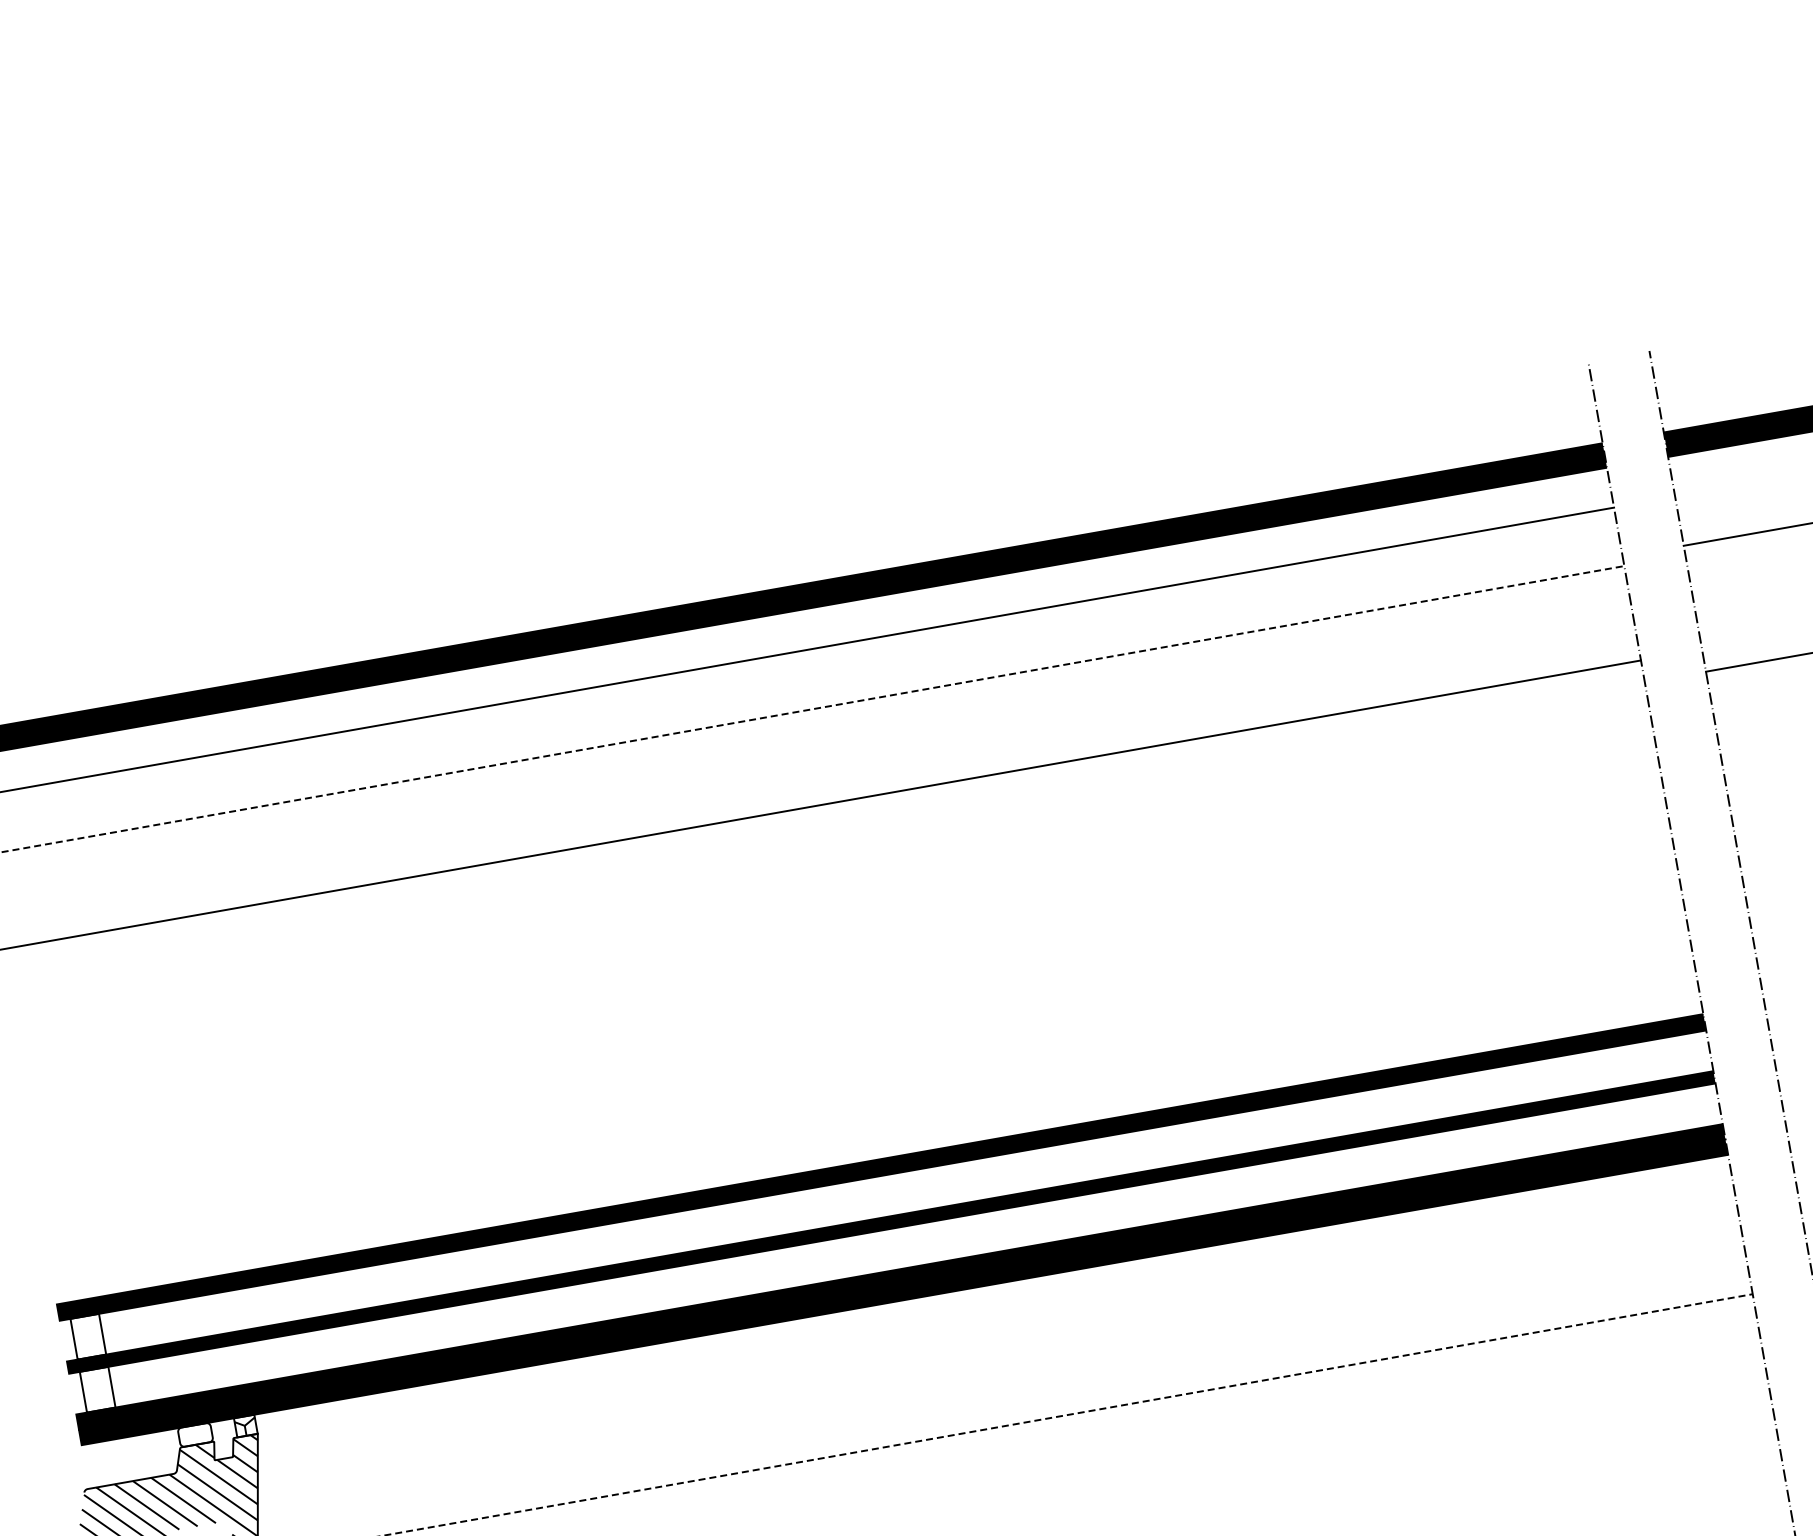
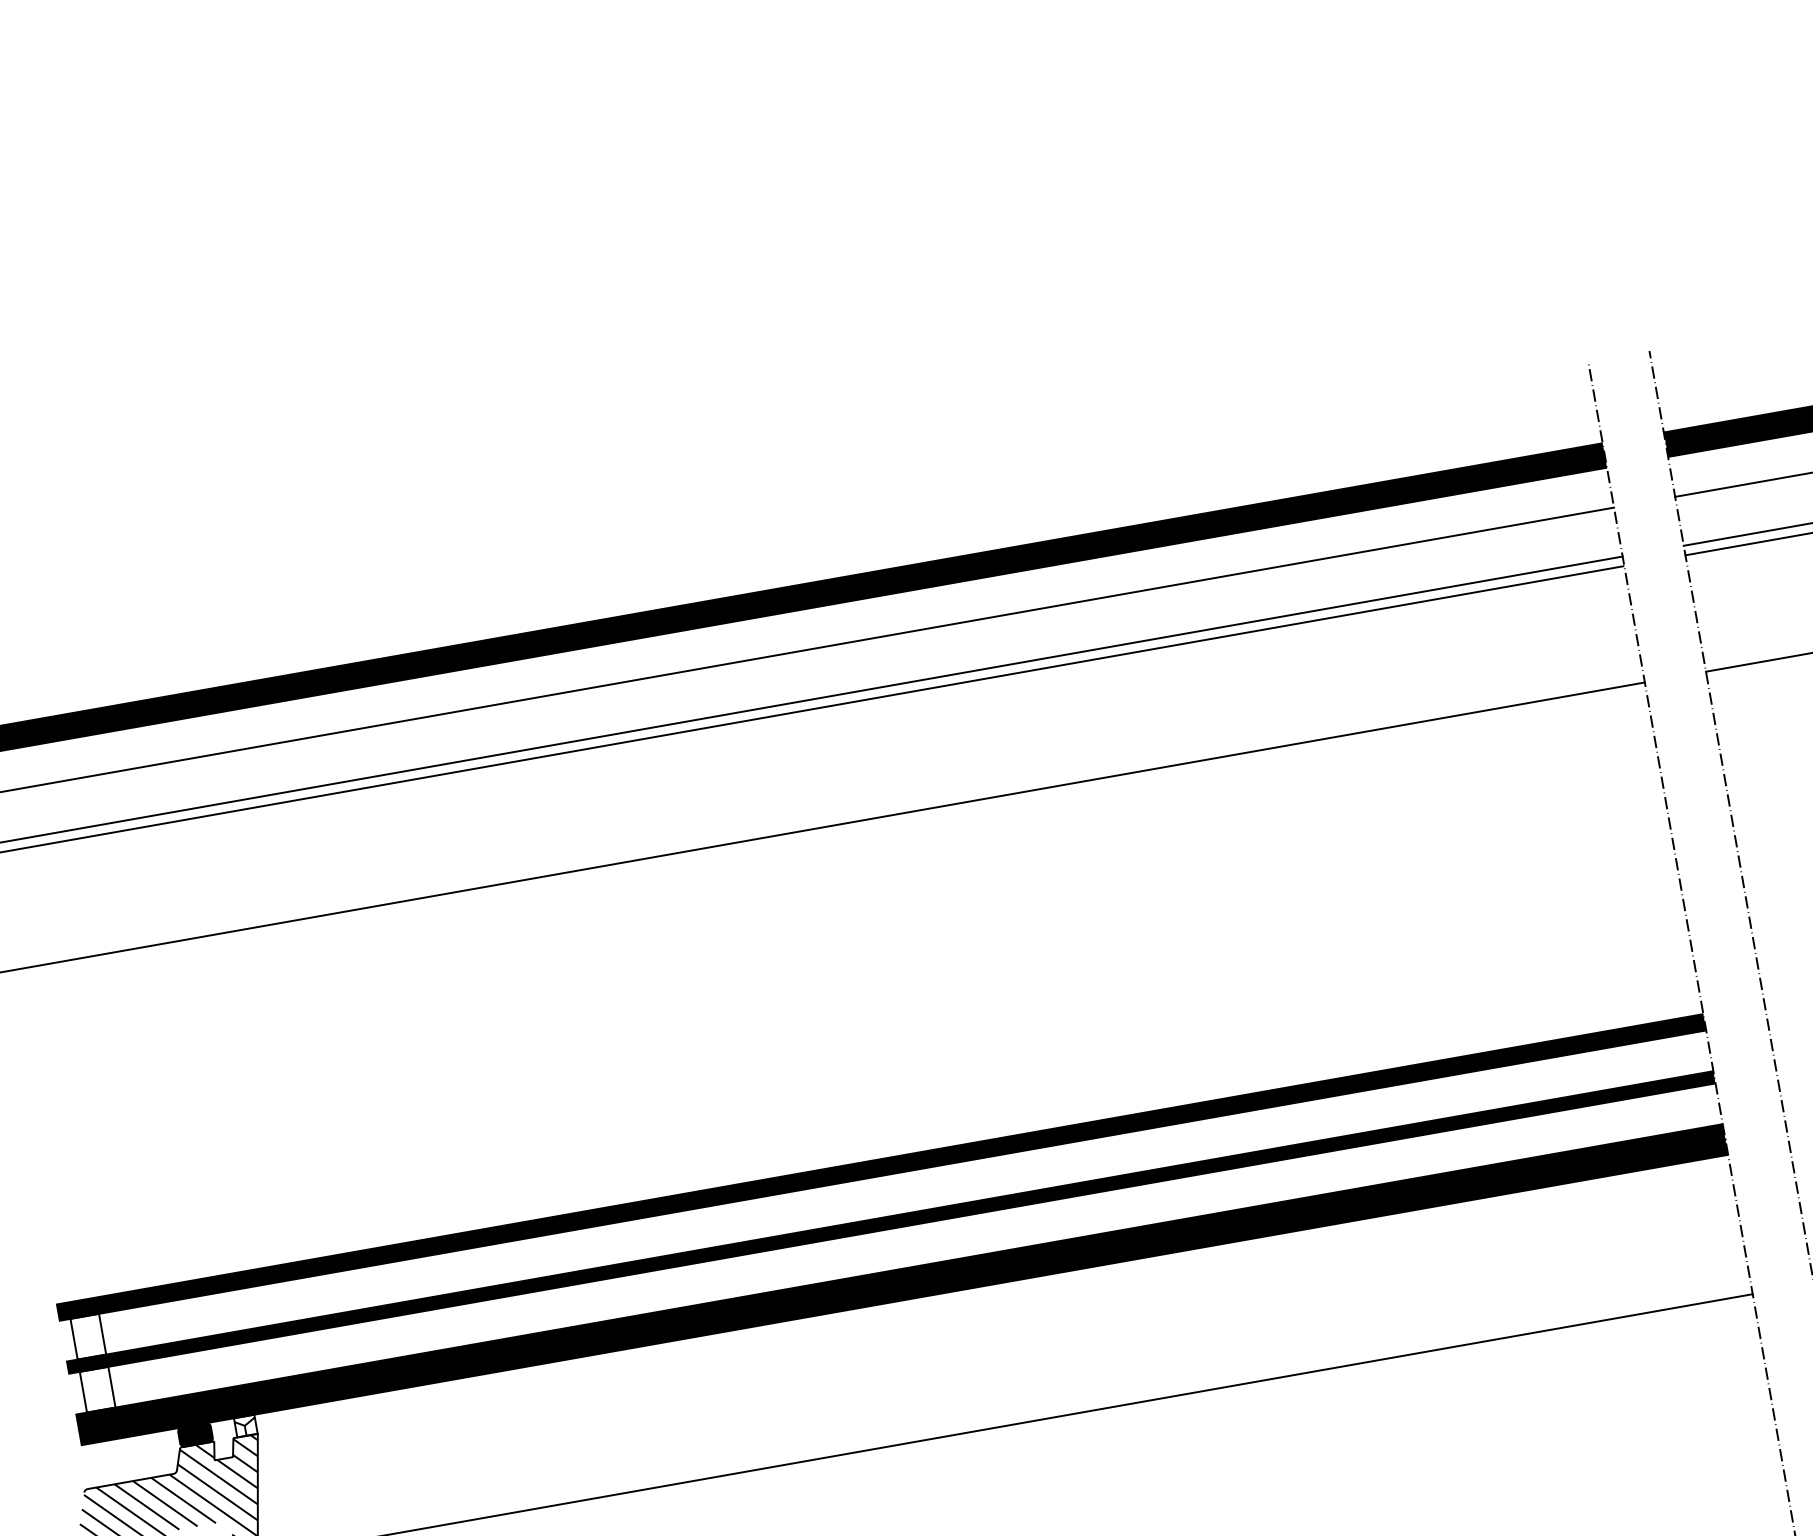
line: none -> present (1742, 484)
line: none -> present (1747, 544)
line: none -> present (812, 699)
line: dashed -> solid (812, 709)
line position: (821, 804) -> (823, 827) (823, 827)
line: dashed -> solid (1067, 1415)
fill: none -> present (195, 1434)
